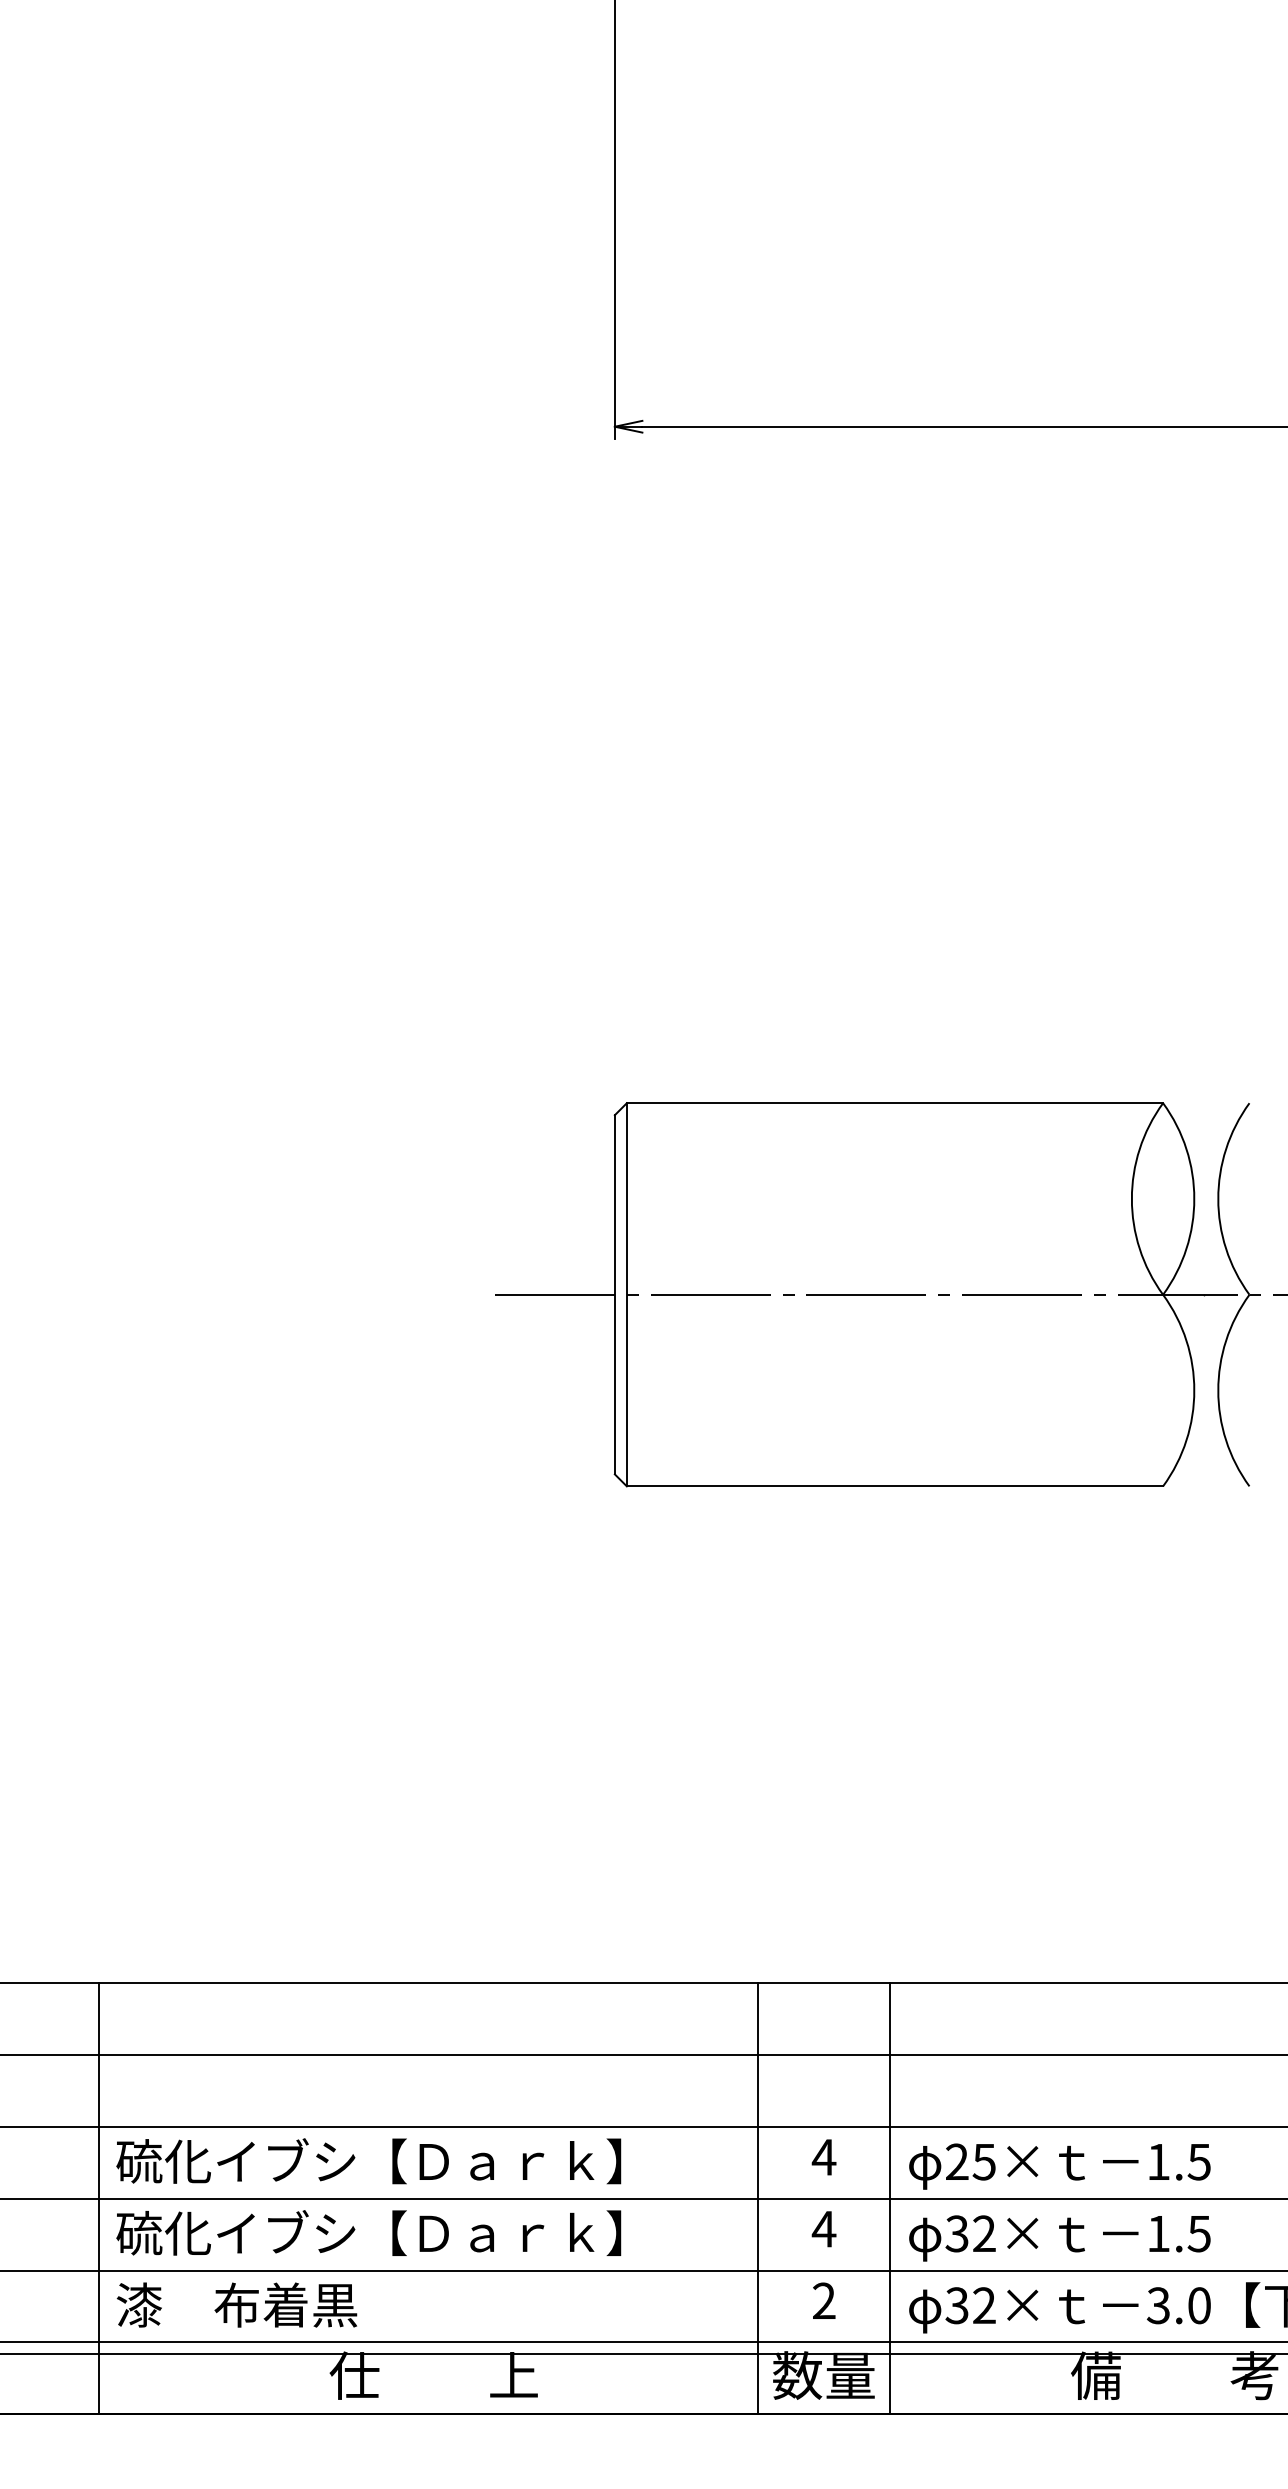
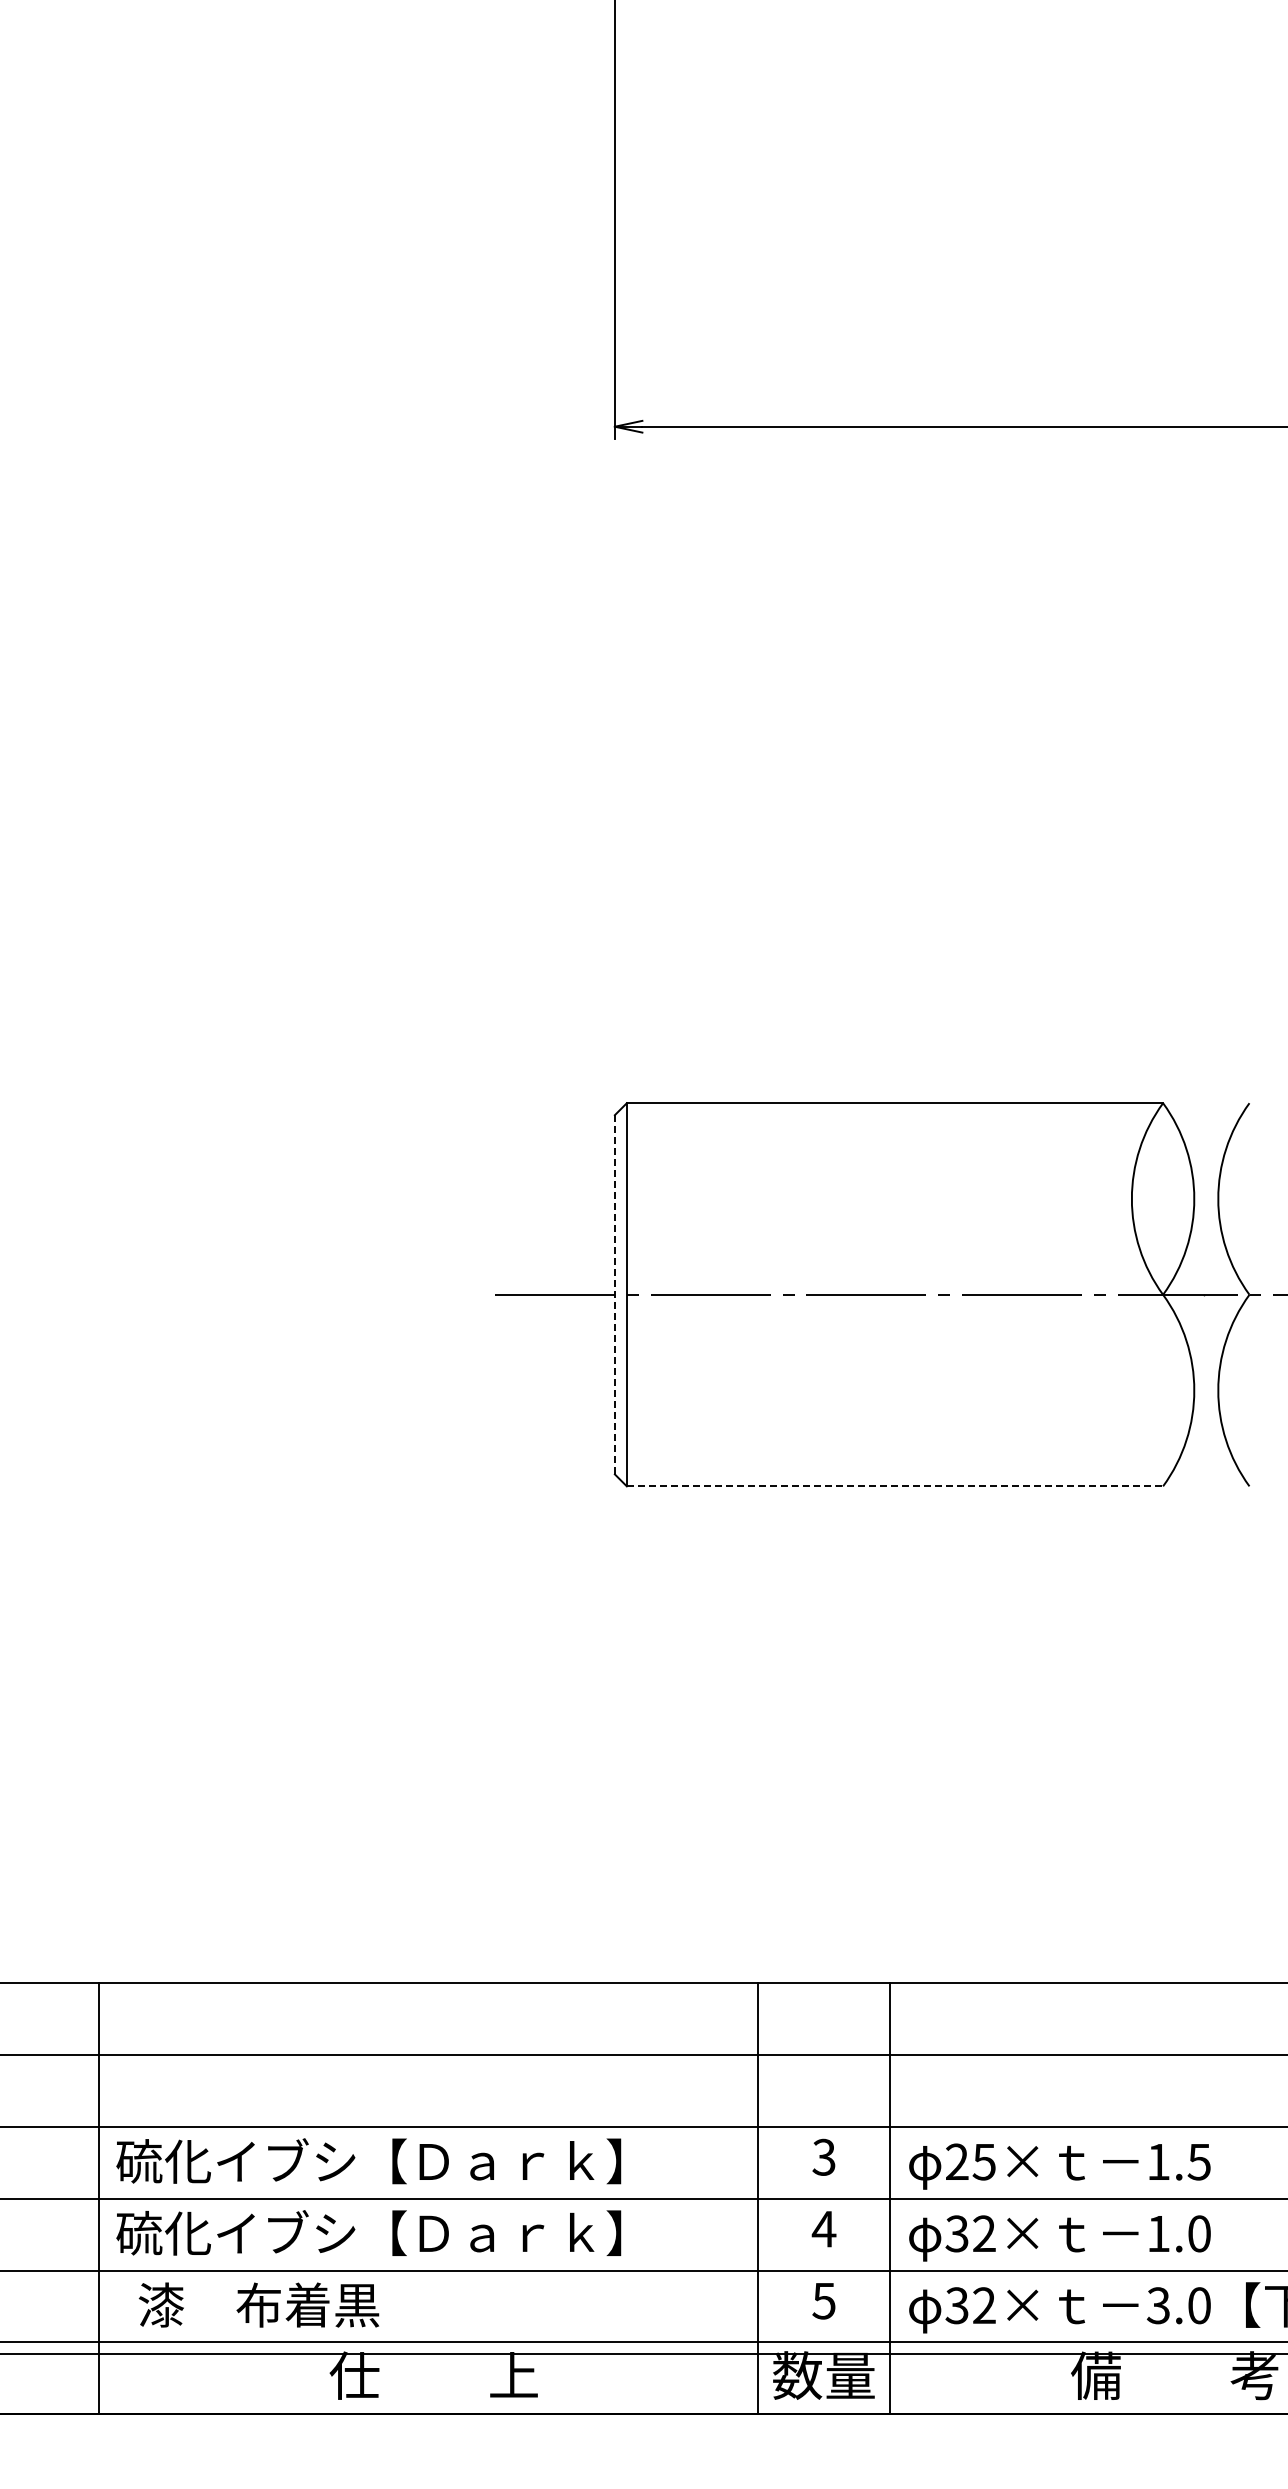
line: solid -> dashed (614, 1294)
line: solid -> dashed (895, 1486)
text: 4 -> 3 (823, 2156)
text: 1.5 -> 1.0 (1198, 2233)
text: 2 -> 5 (823, 2300)
text position: (236, 2304) -> (258, 2304) (258, 2304)
